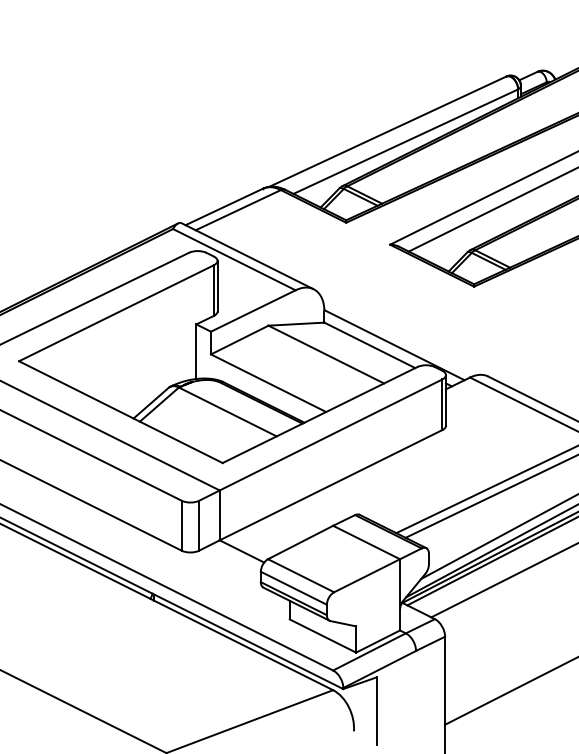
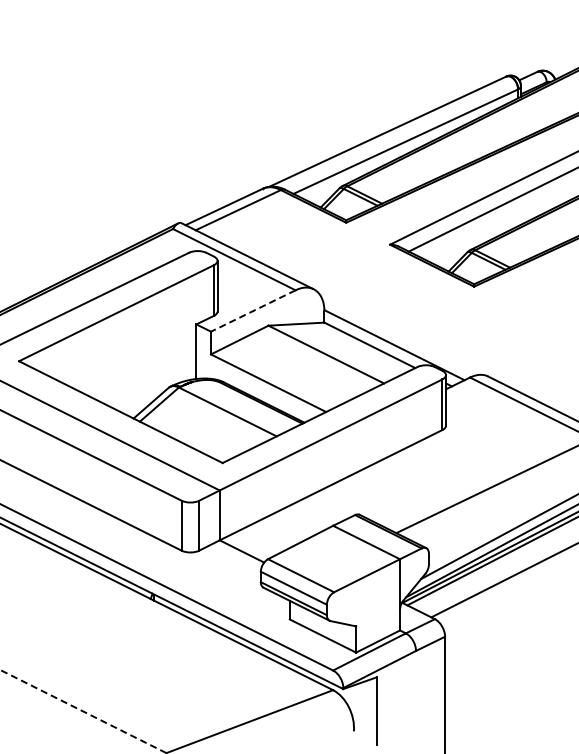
line: solid -> dashed (252, 311)
line: present -> none (490, 496)
line: present -> none (510, 691)
line: solid -> dashed (83, 711)
